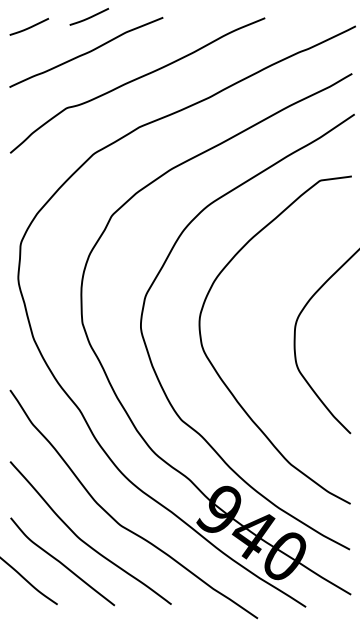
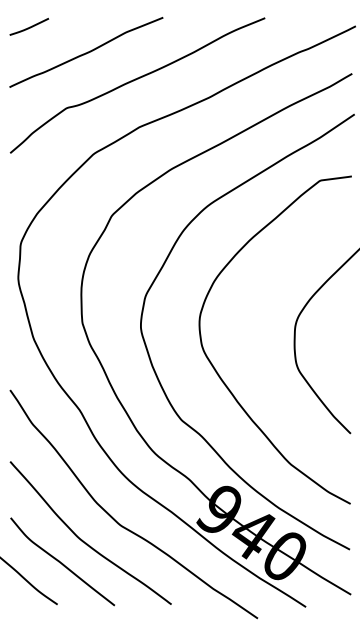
curve: present -> none (89, 16)
